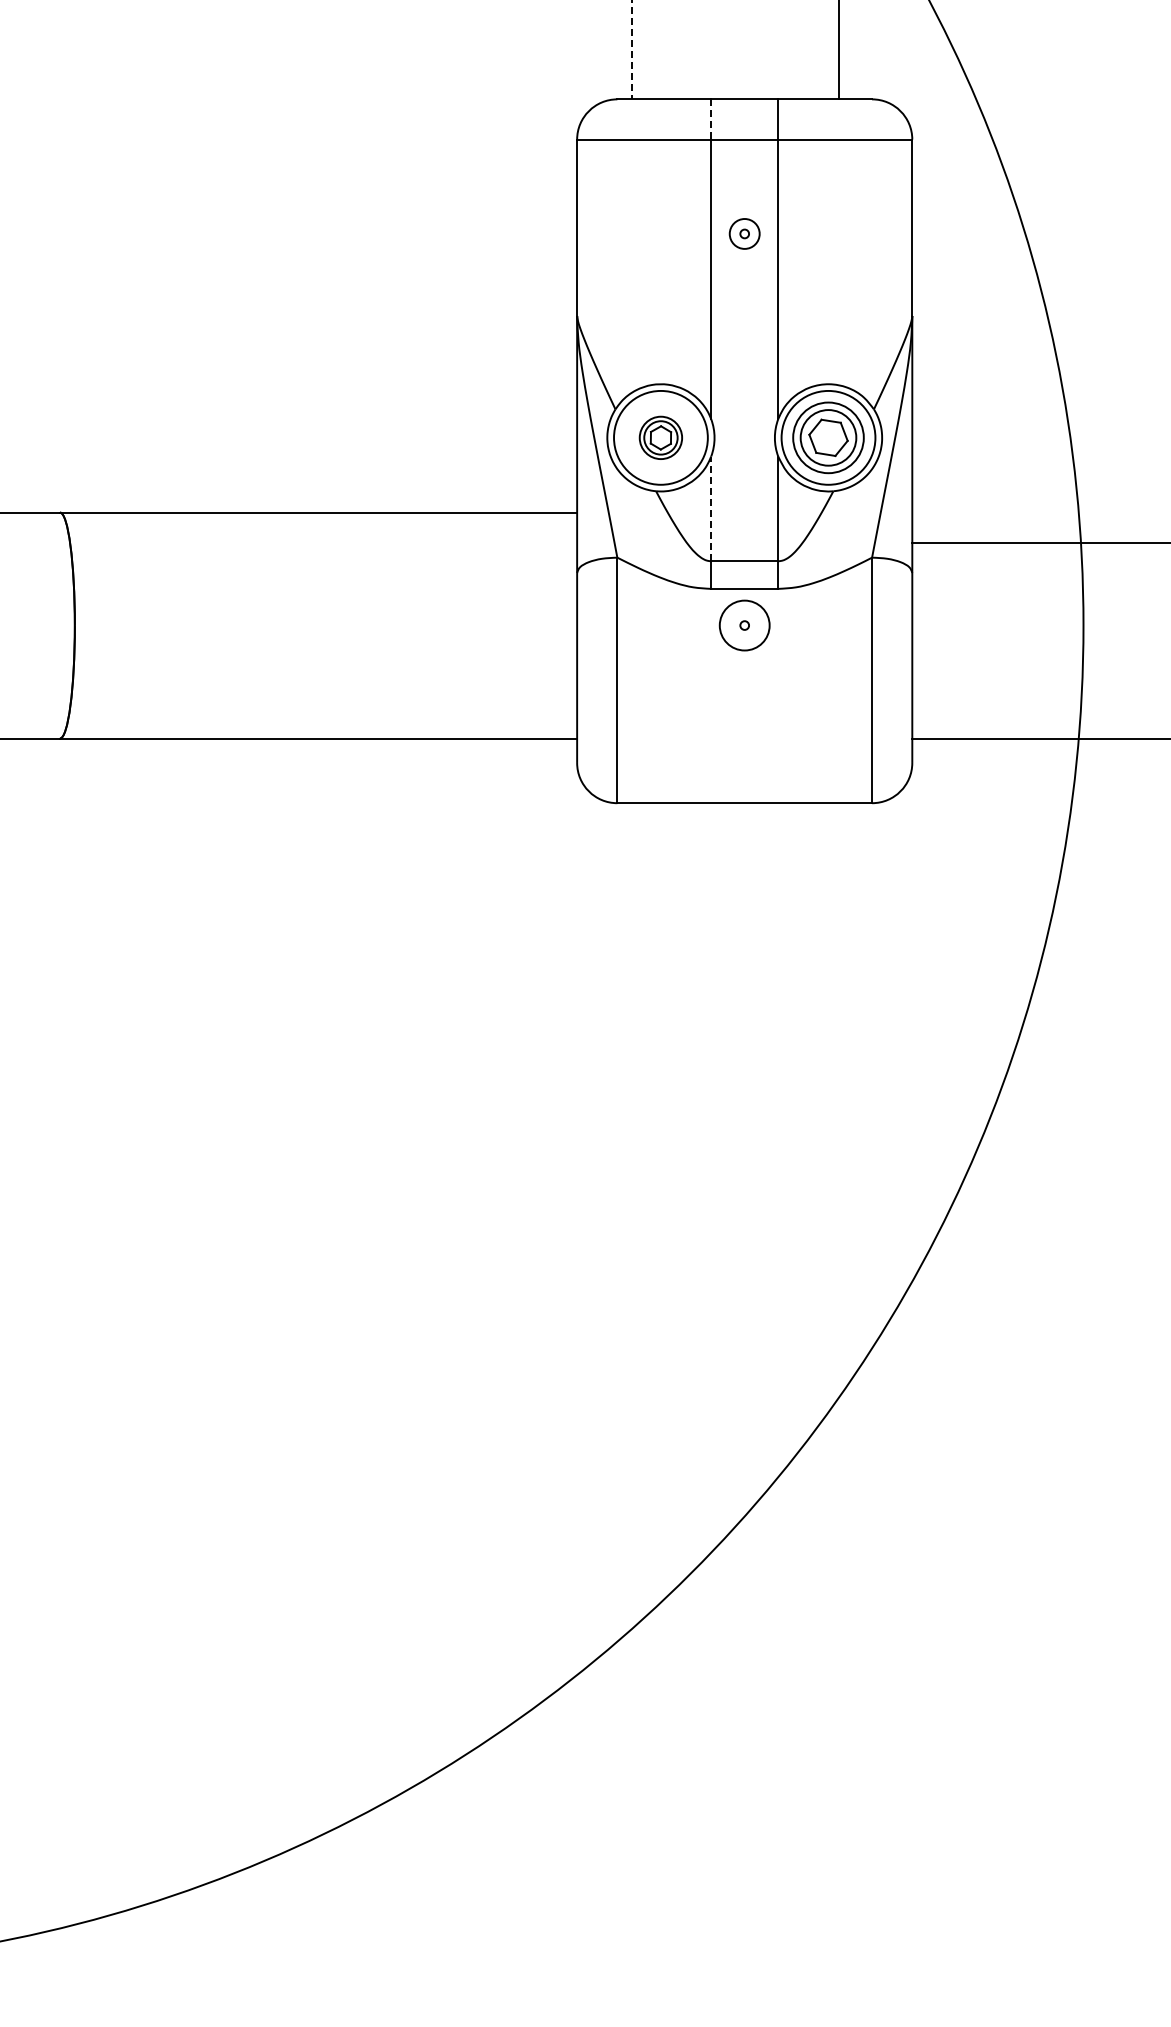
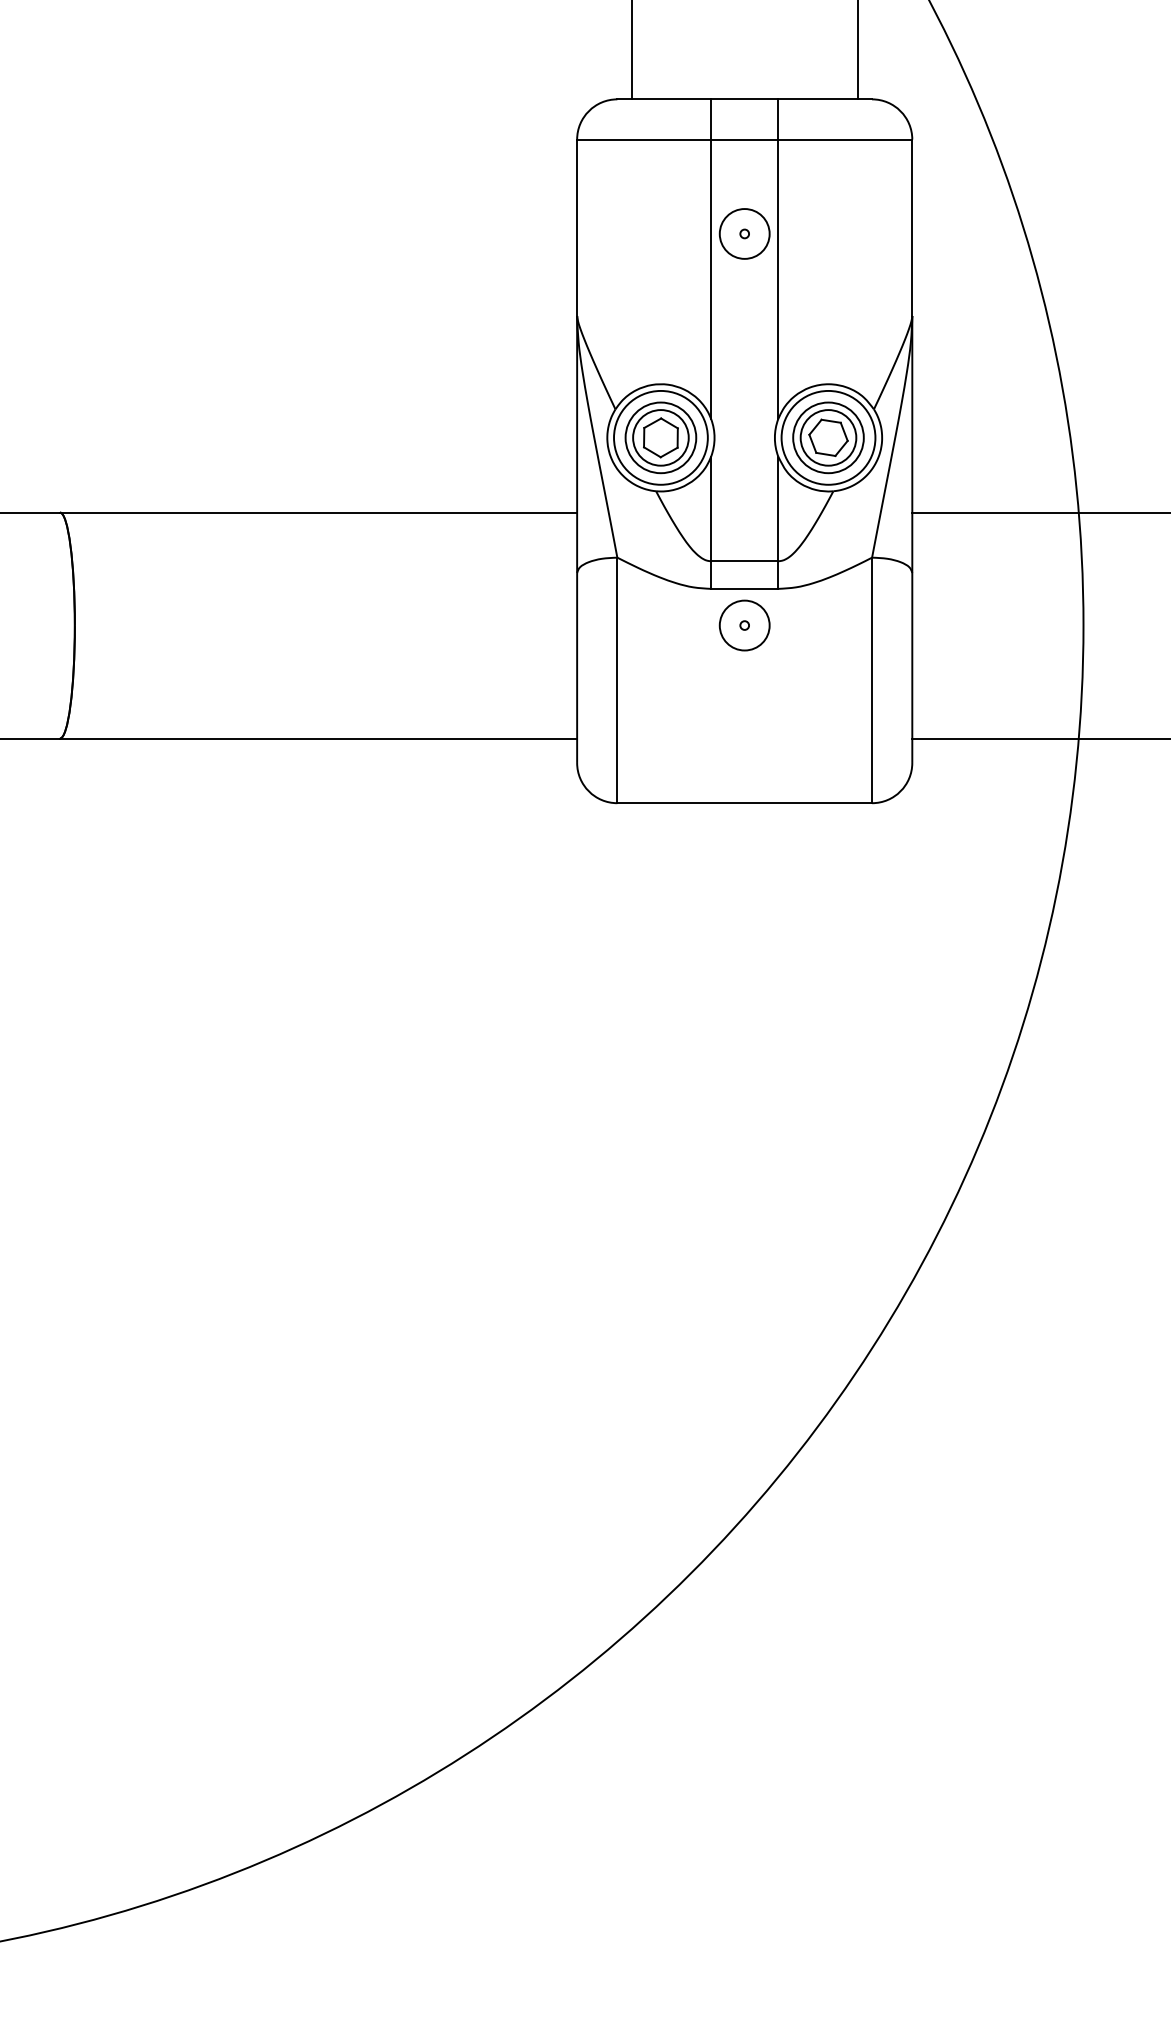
line: dashed -> solid (631, 50)
line position: (838, 50) -> (857, 50) (857, 50)
line: dashed -> solid (711, 119)
circle diameter: 30 px -> 50 px (744, 233)
part size: 45x45 px -> 74x74 px (660, 437)
line: dashed -> solid (711, 508)
line position: (1039, 542) -> (1039, 512) (1039, 512)
